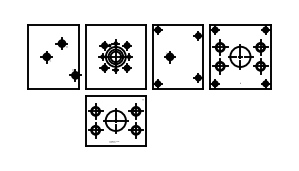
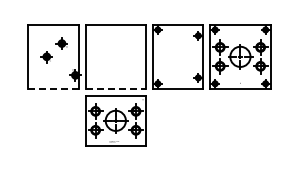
part: present -> none (115, 56)
part: present -> none (169, 57)
line: solid -> dashed (54, 88)
line: solid -> dashed (116, 88)
